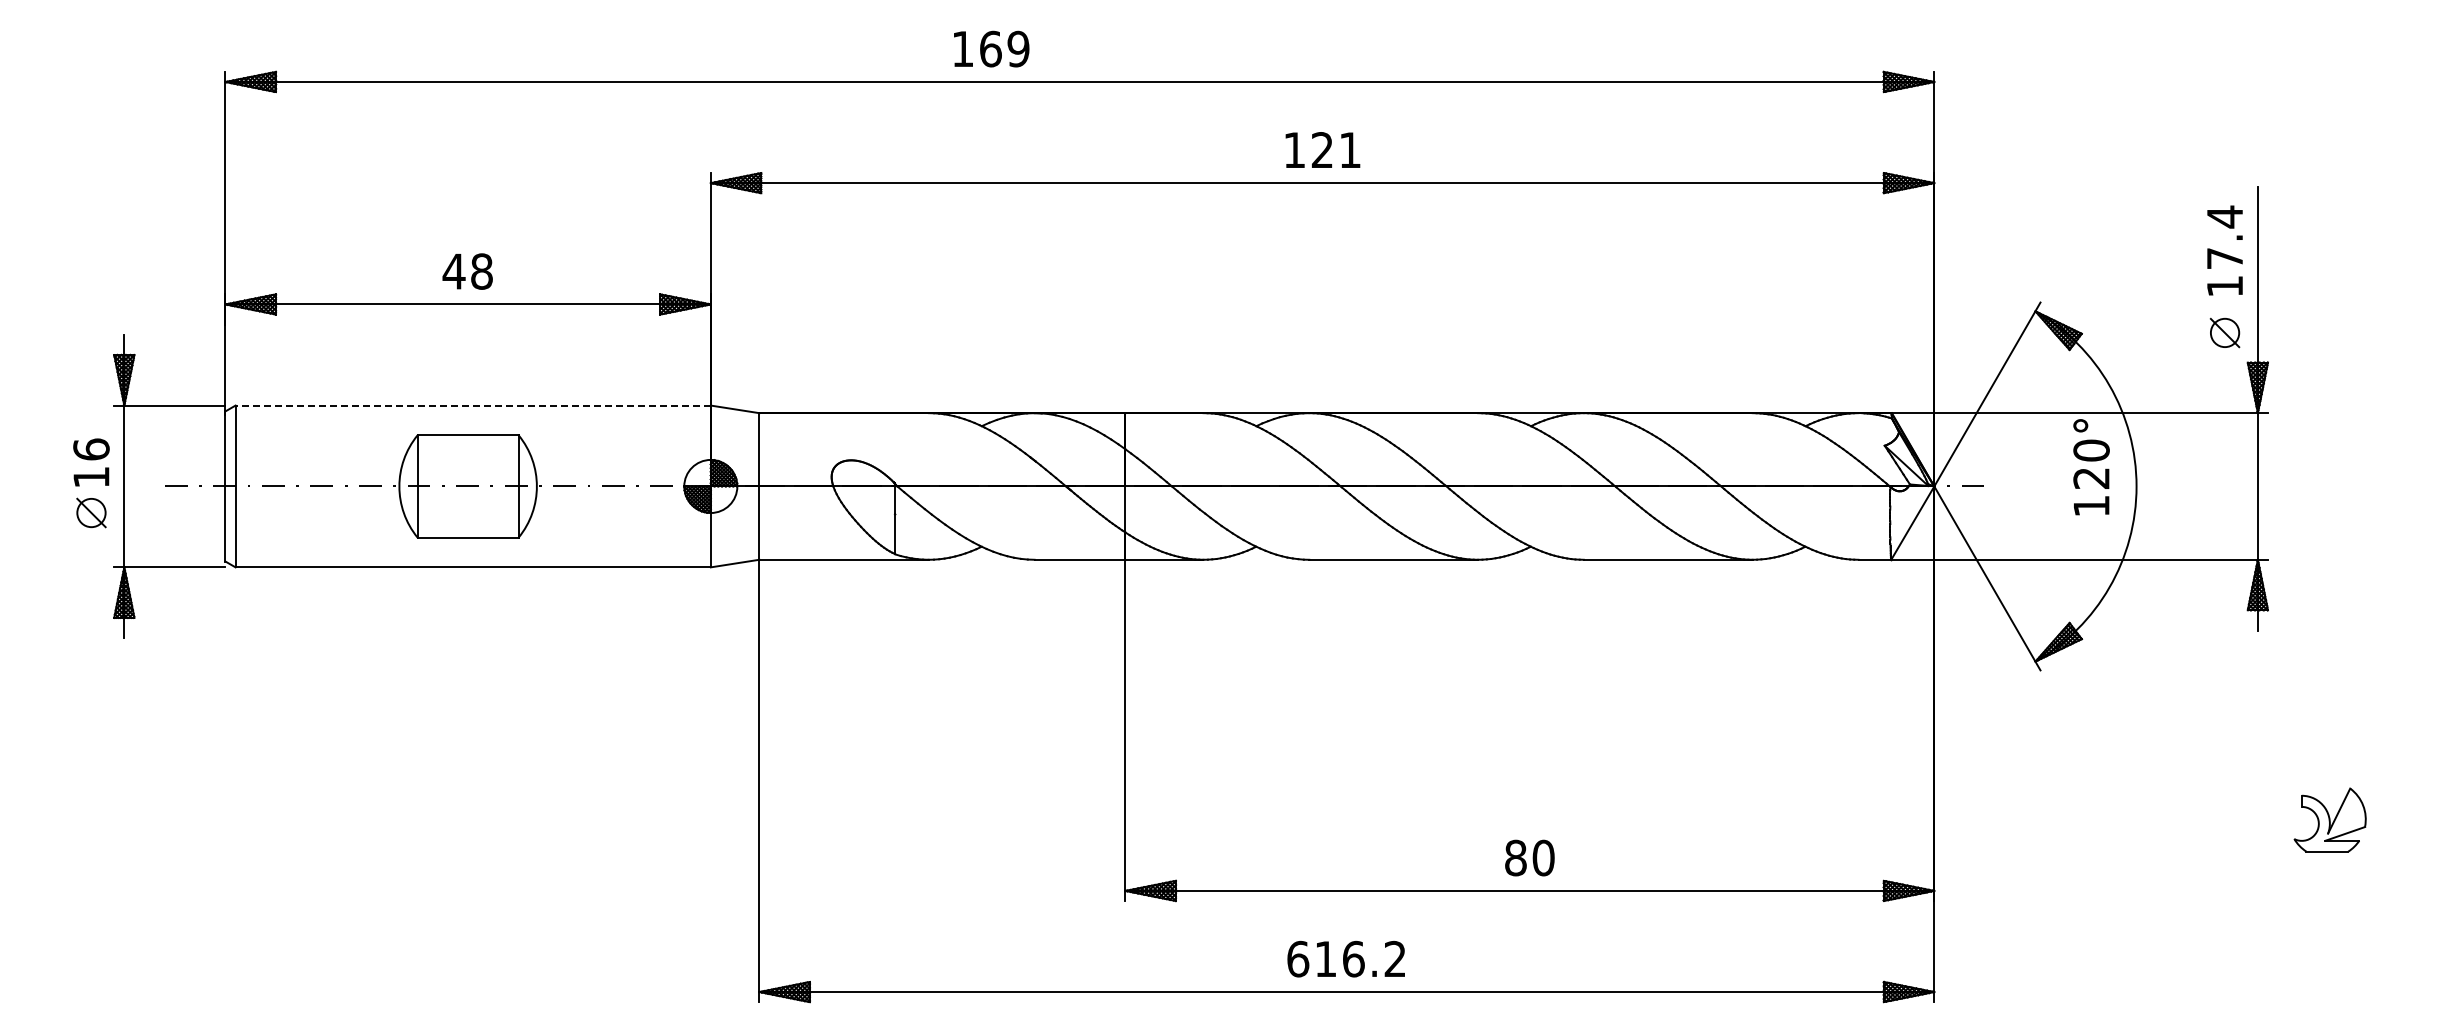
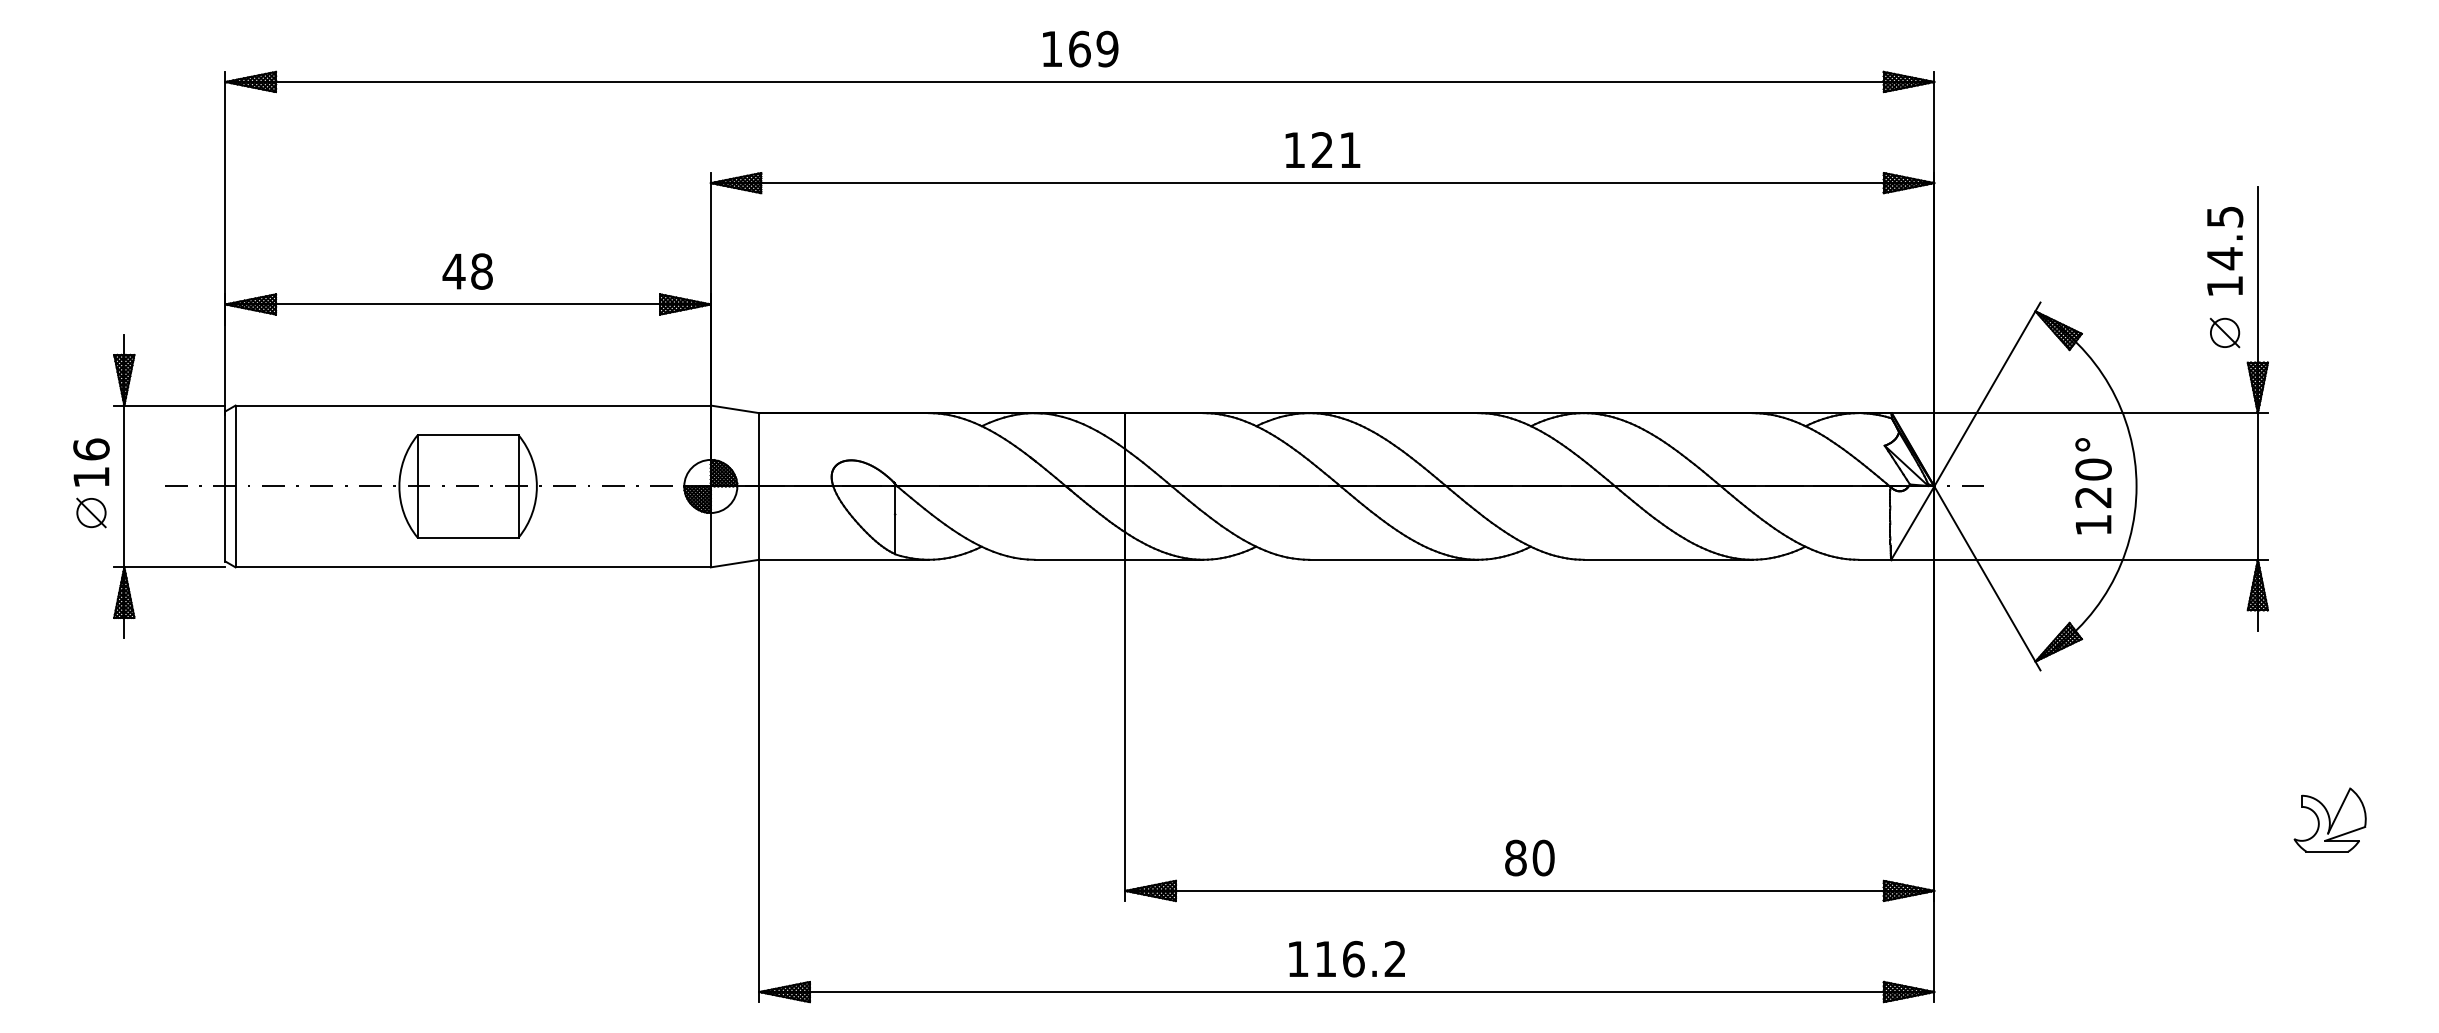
text position: (991, 48) -> (1080, 48) (1080, 48)
text: 17.4 -> 14.5 (2225, 237)
line: dashed -> solid (473, 405)
text position: (2091, 467) -> (2093, 486) (2093, 486)
text: 616.2 -> 116.2 (1298, 958)
